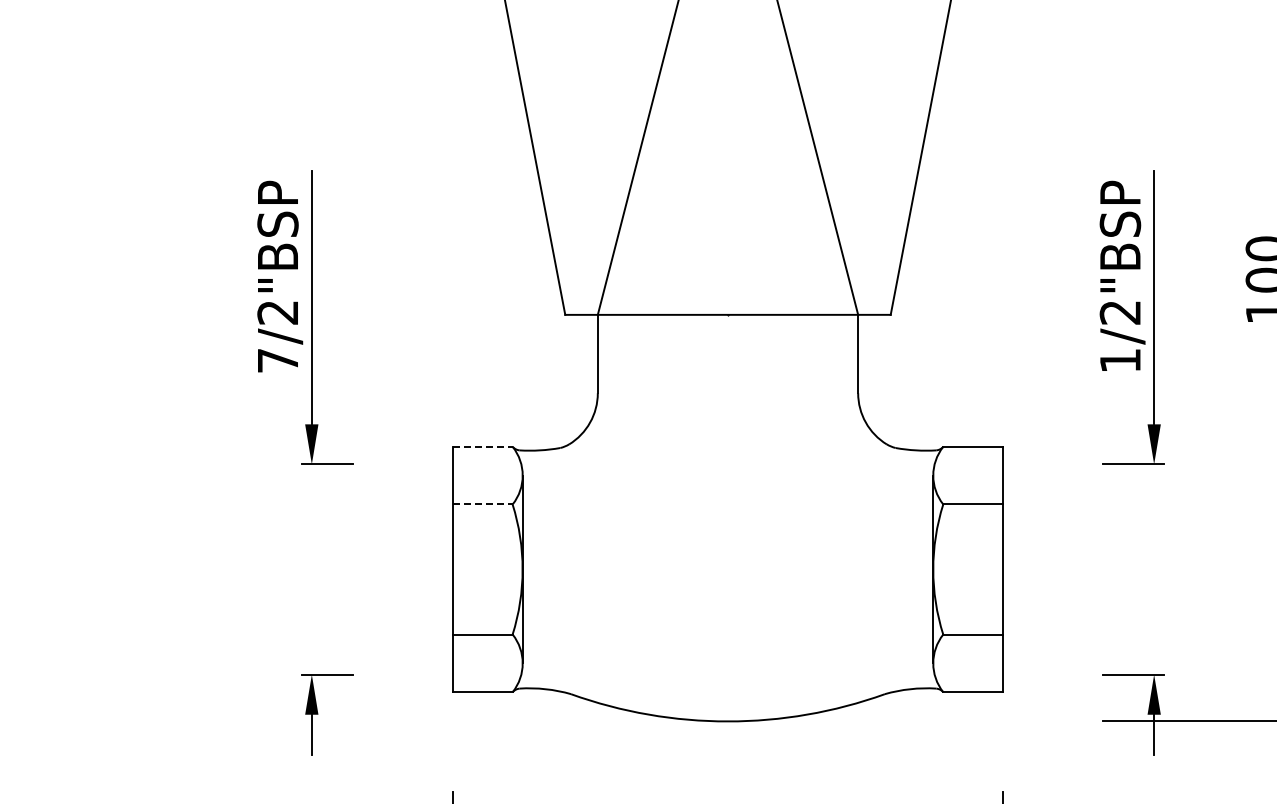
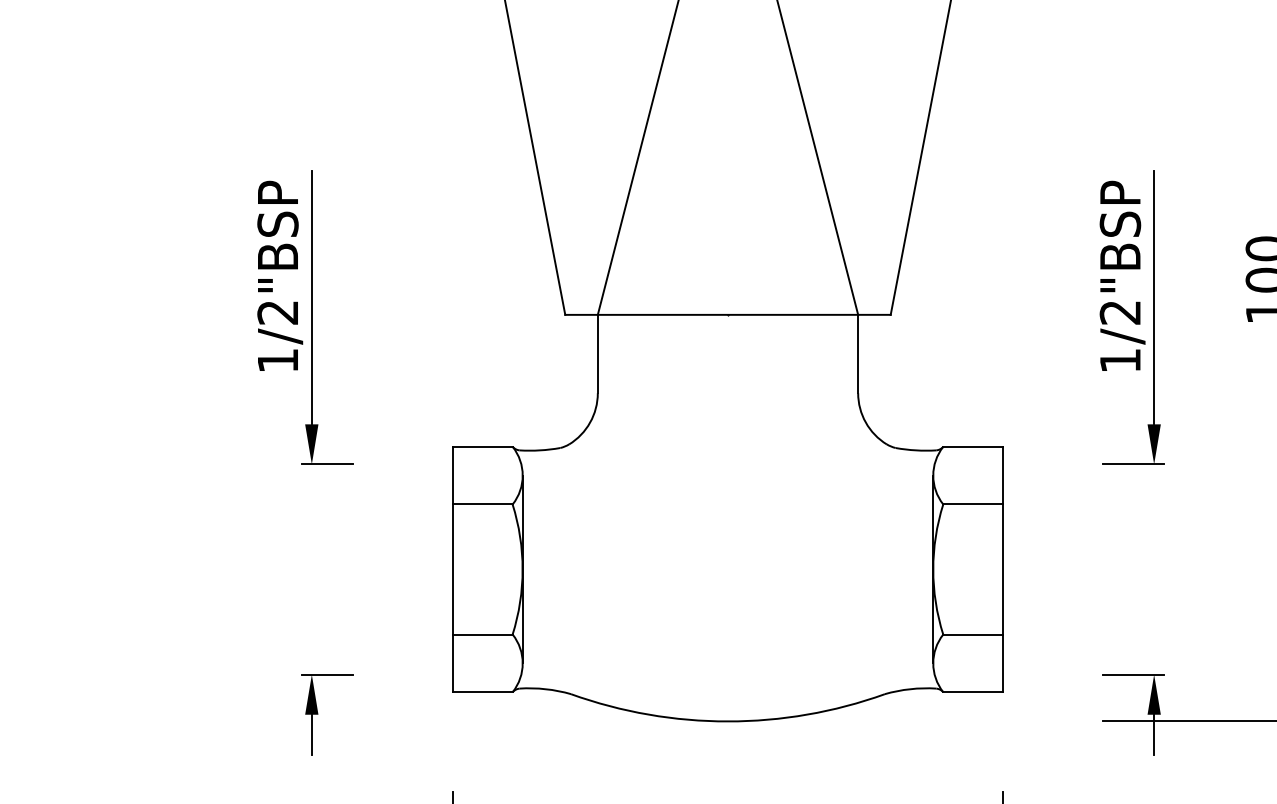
text: 7/2"BSP -> 1/2"BSP (277, 360)
line: dashed -> solid (483, 446)
line: dashed -> solid (483, 504)
